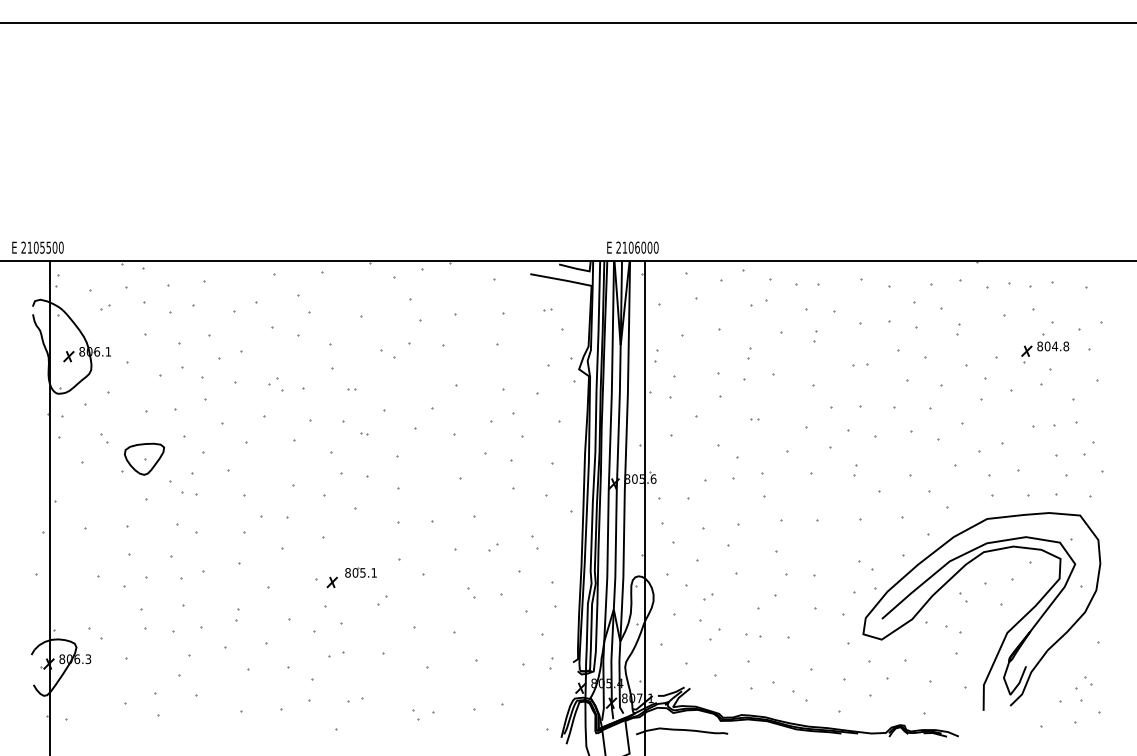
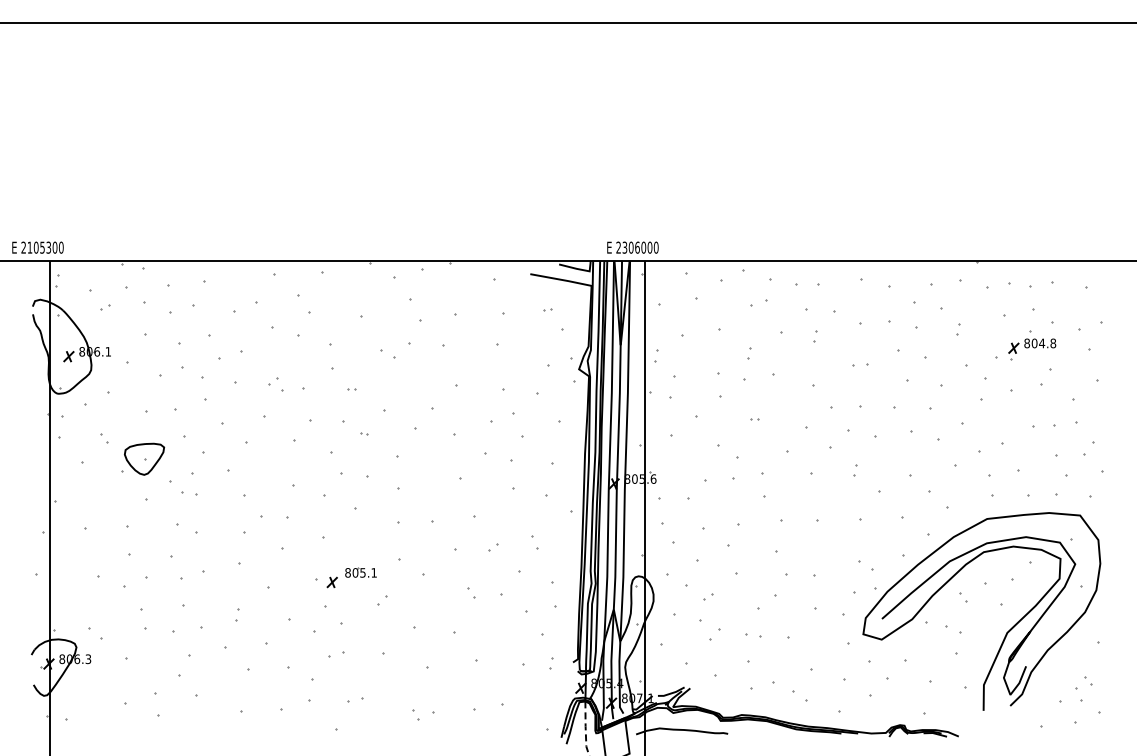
text: 2105500 -> 2105300 (48, 246)
text: 2106000 -> 2306000 (624, 247)
part position: (1045, 348) -> (1032, 345) (1032, 345)
line: solid -> dashed (585, 729)
